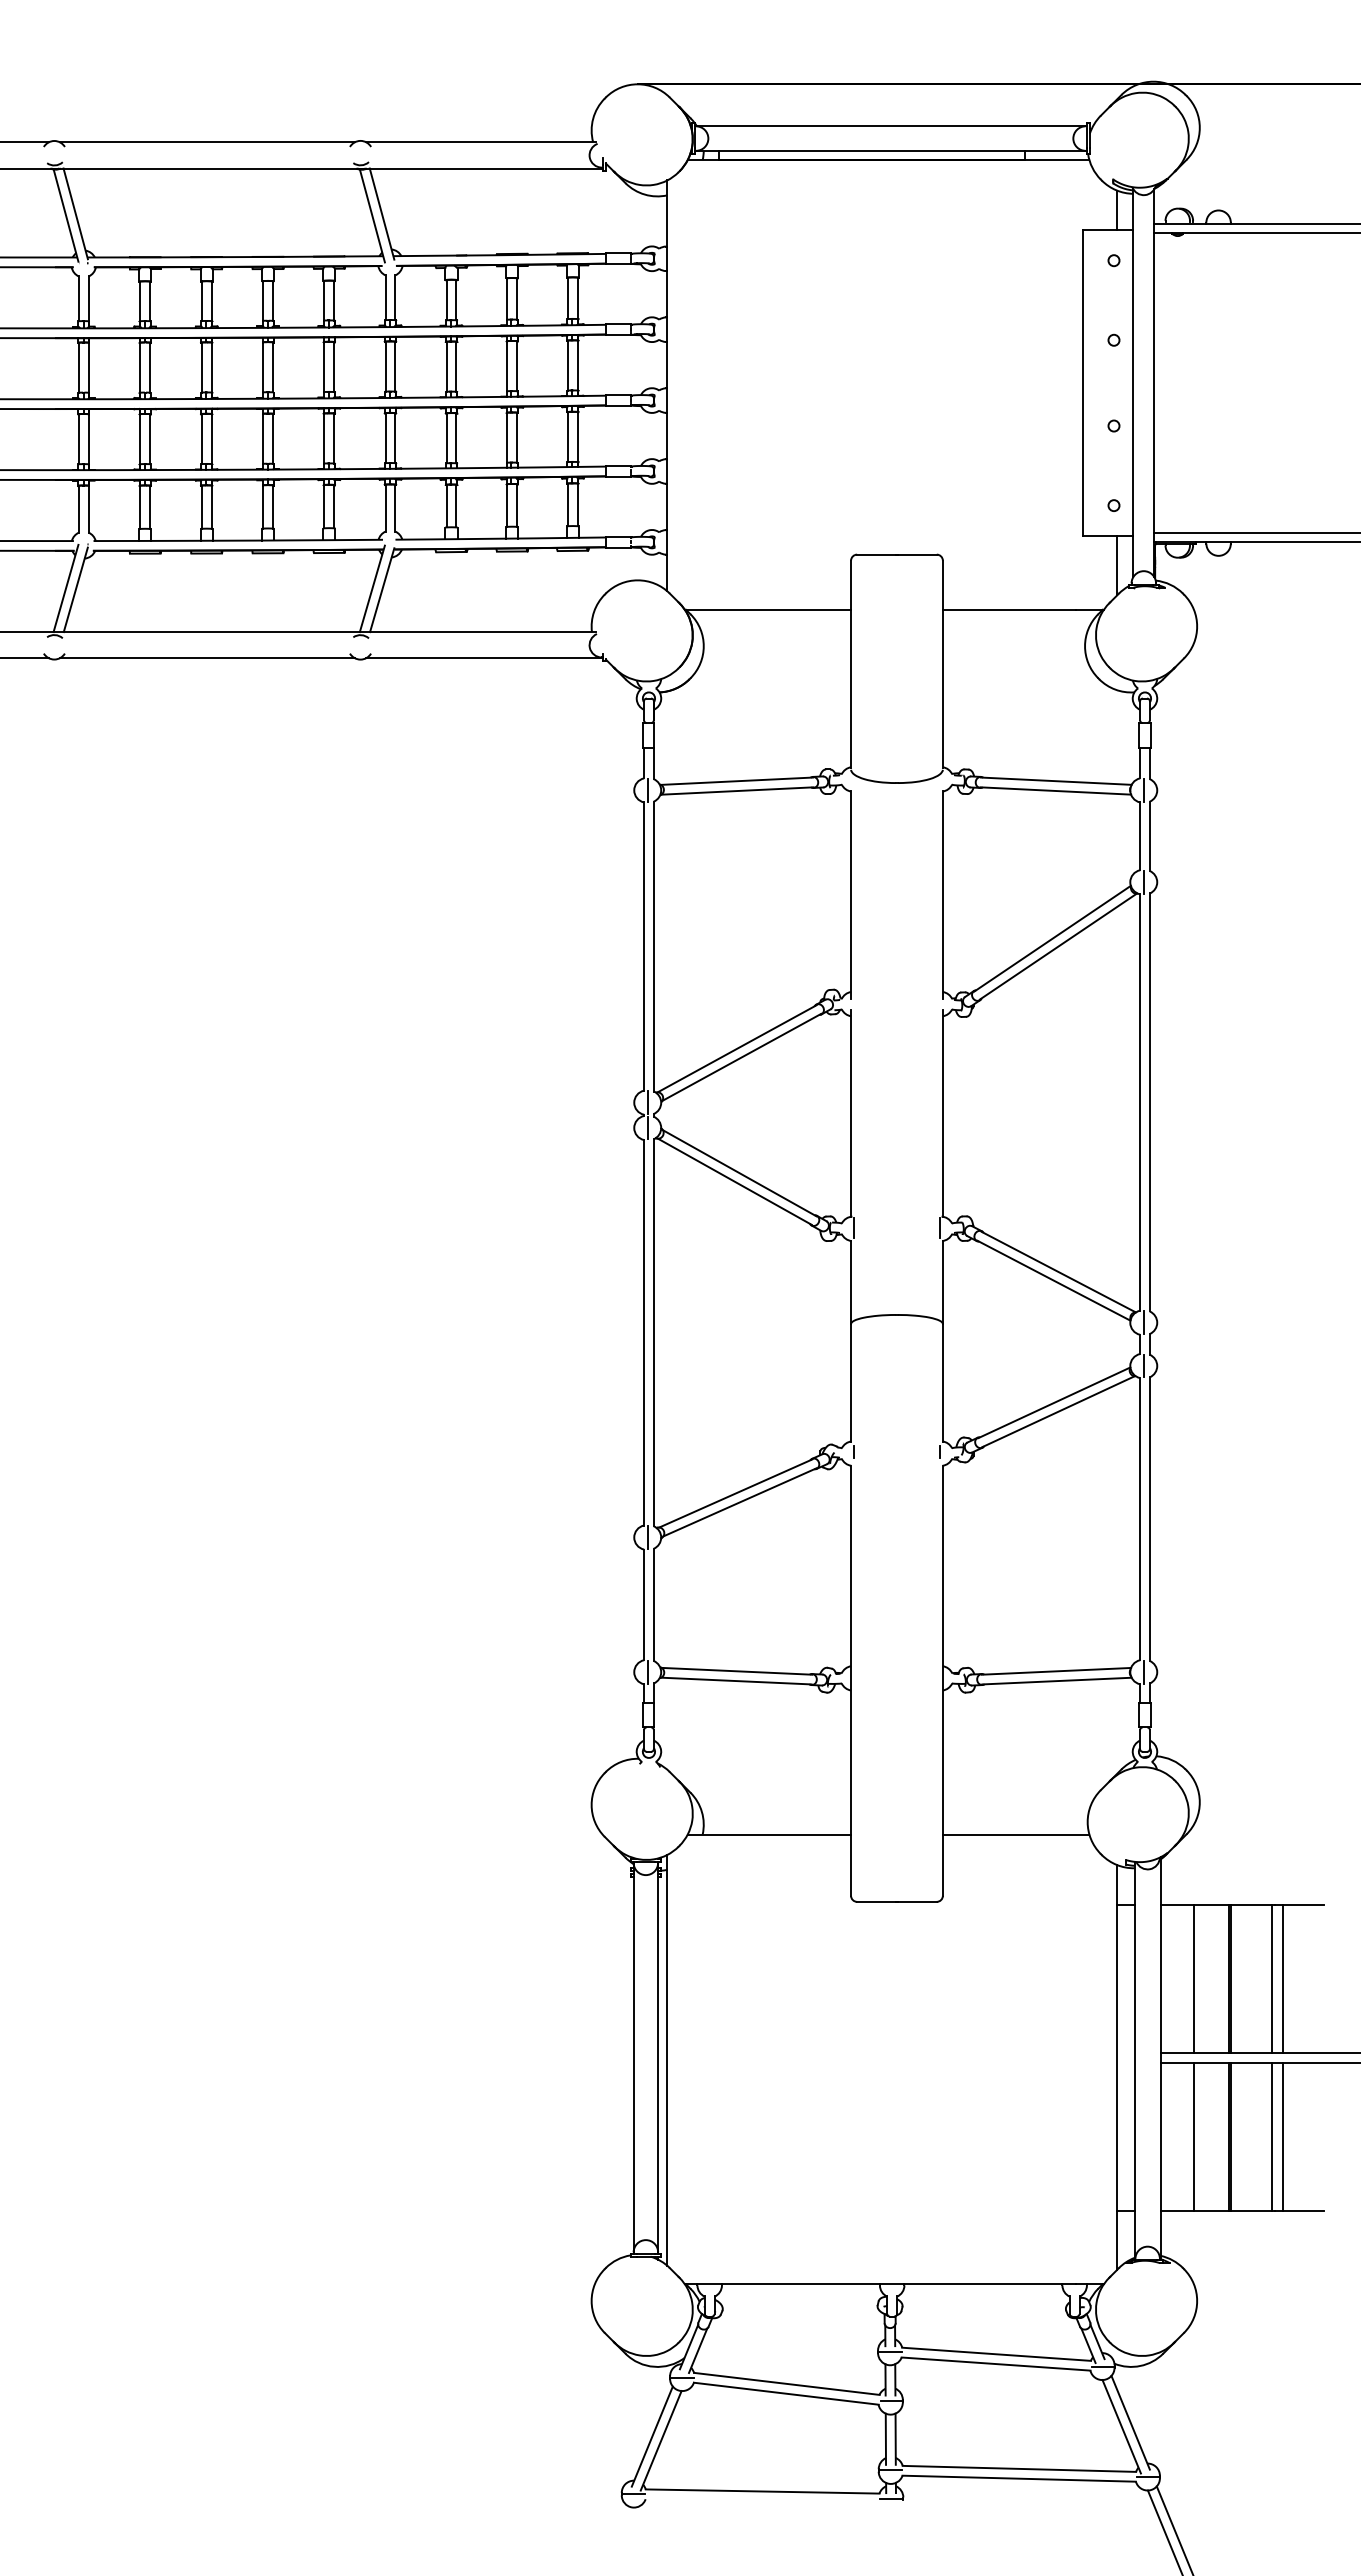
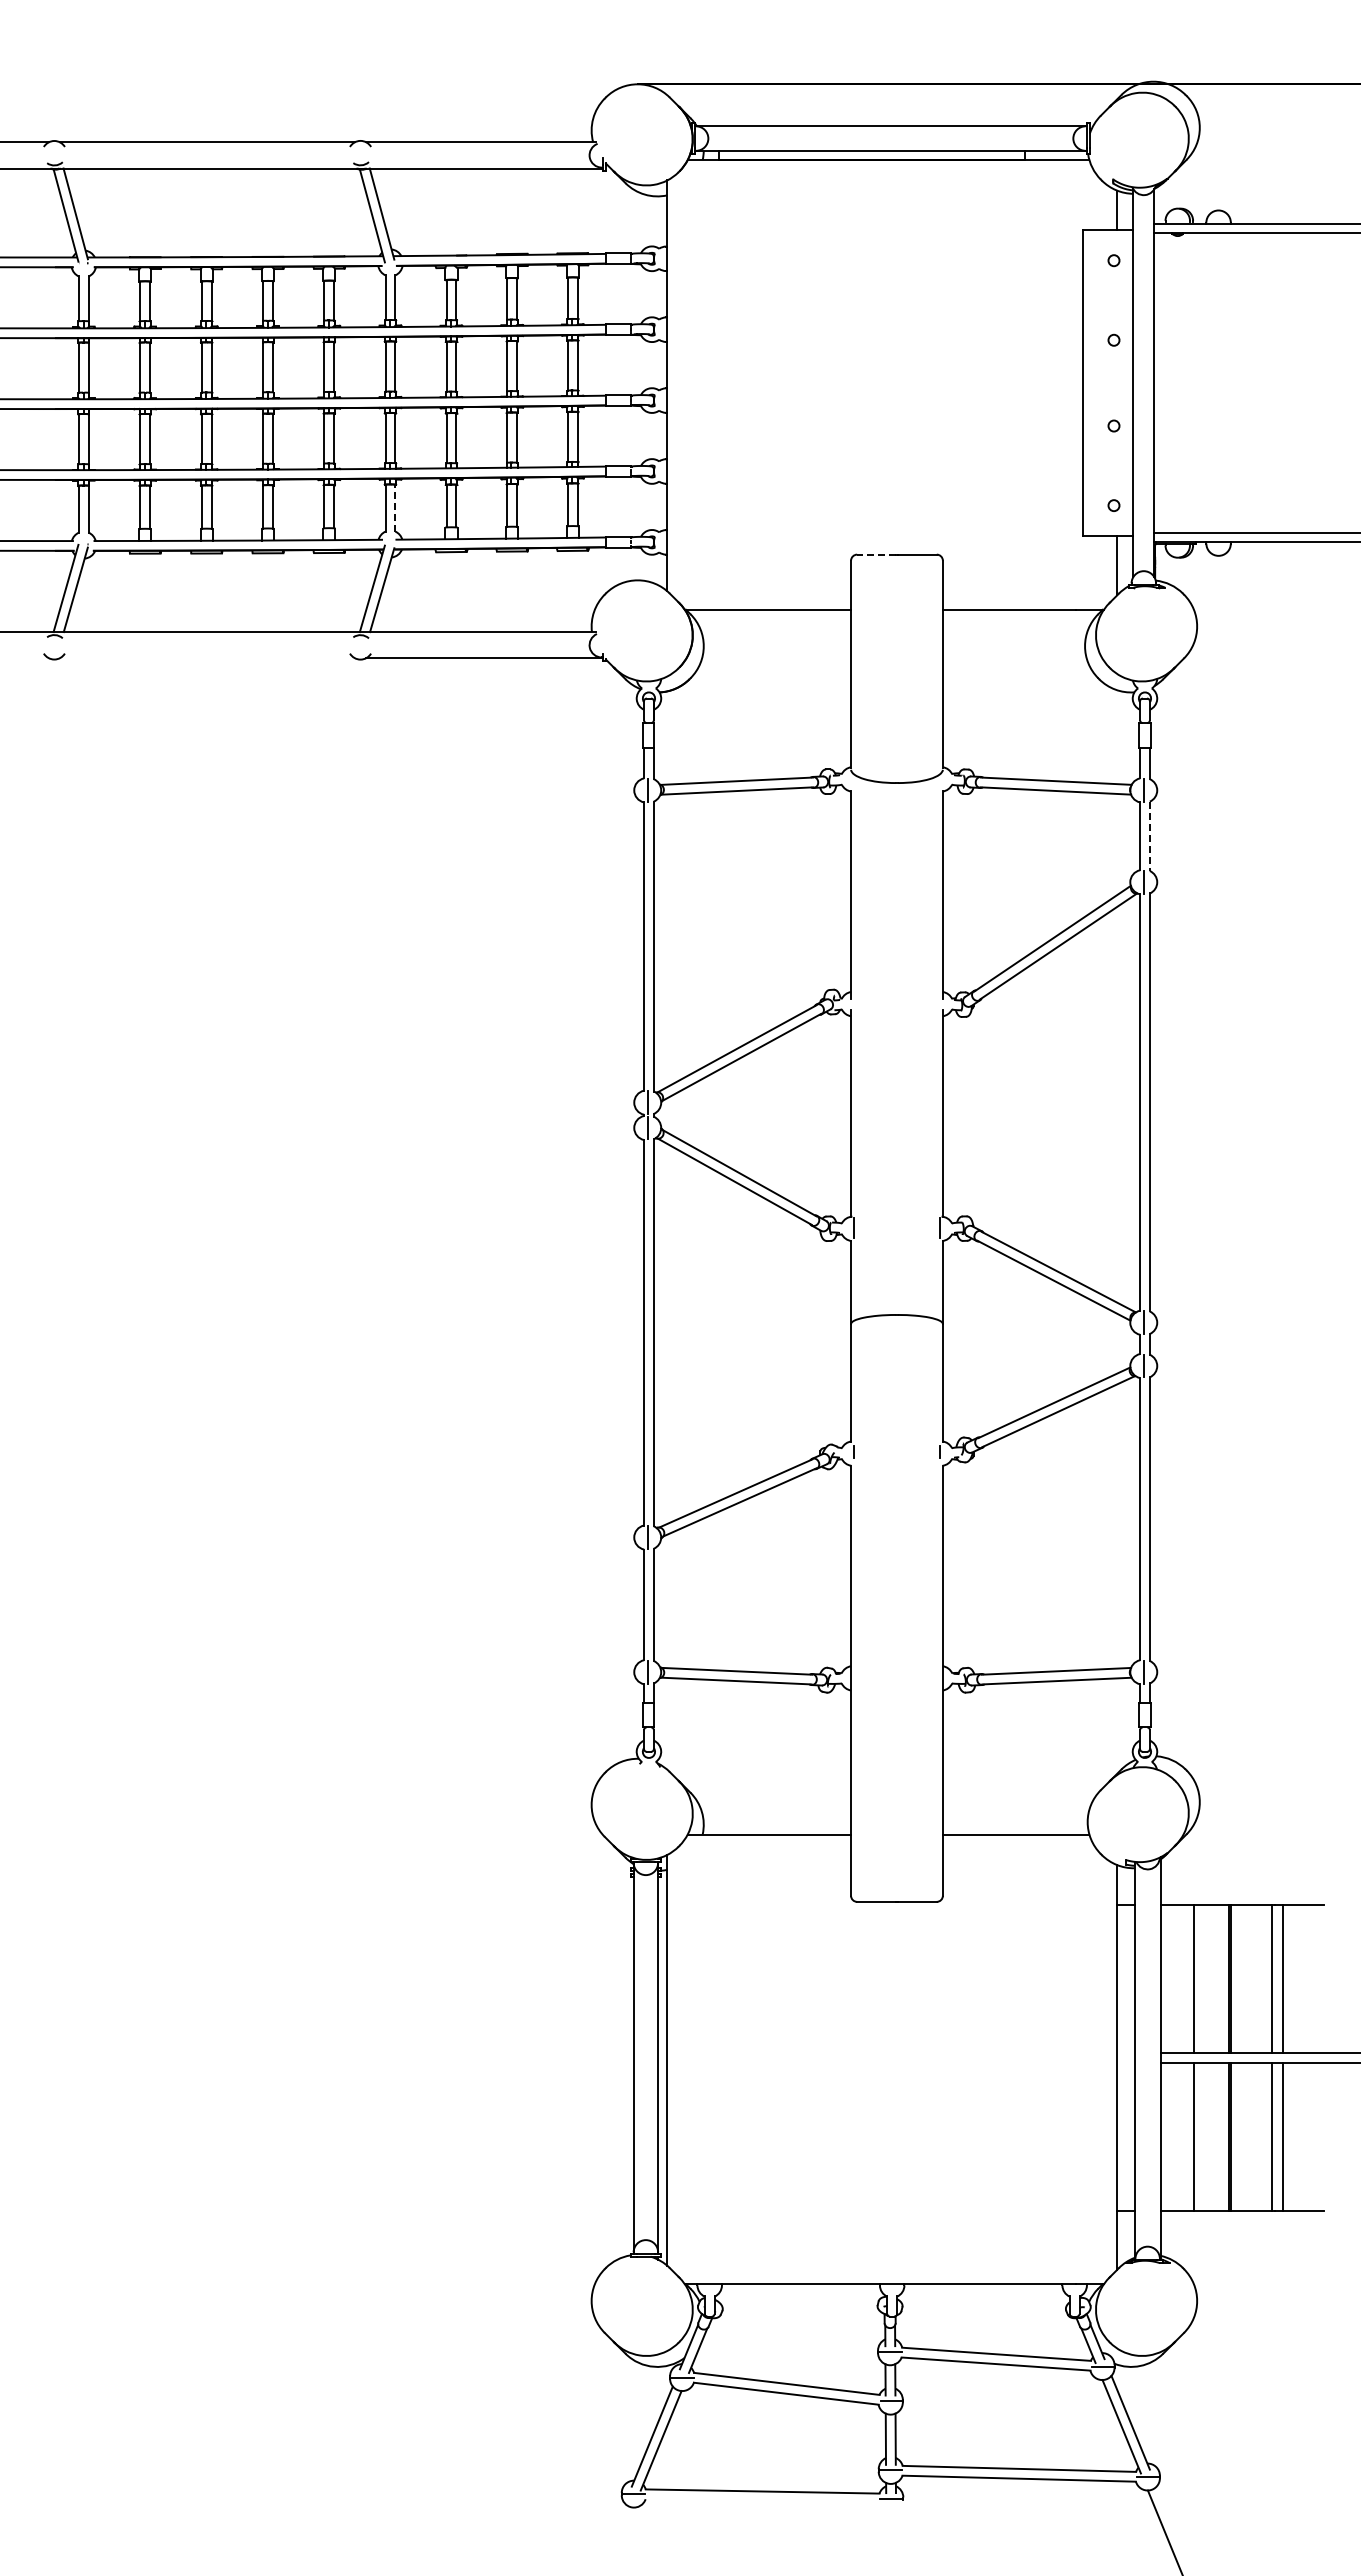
line: solid -> dashed (395, 507)
line: solid -> dashed (875, 554)
line: present -> none (25, 658)
line: present -> none (207, 658)
line: solid -> dashed (1149, 836)
line: present -> none (1173, 2529)
